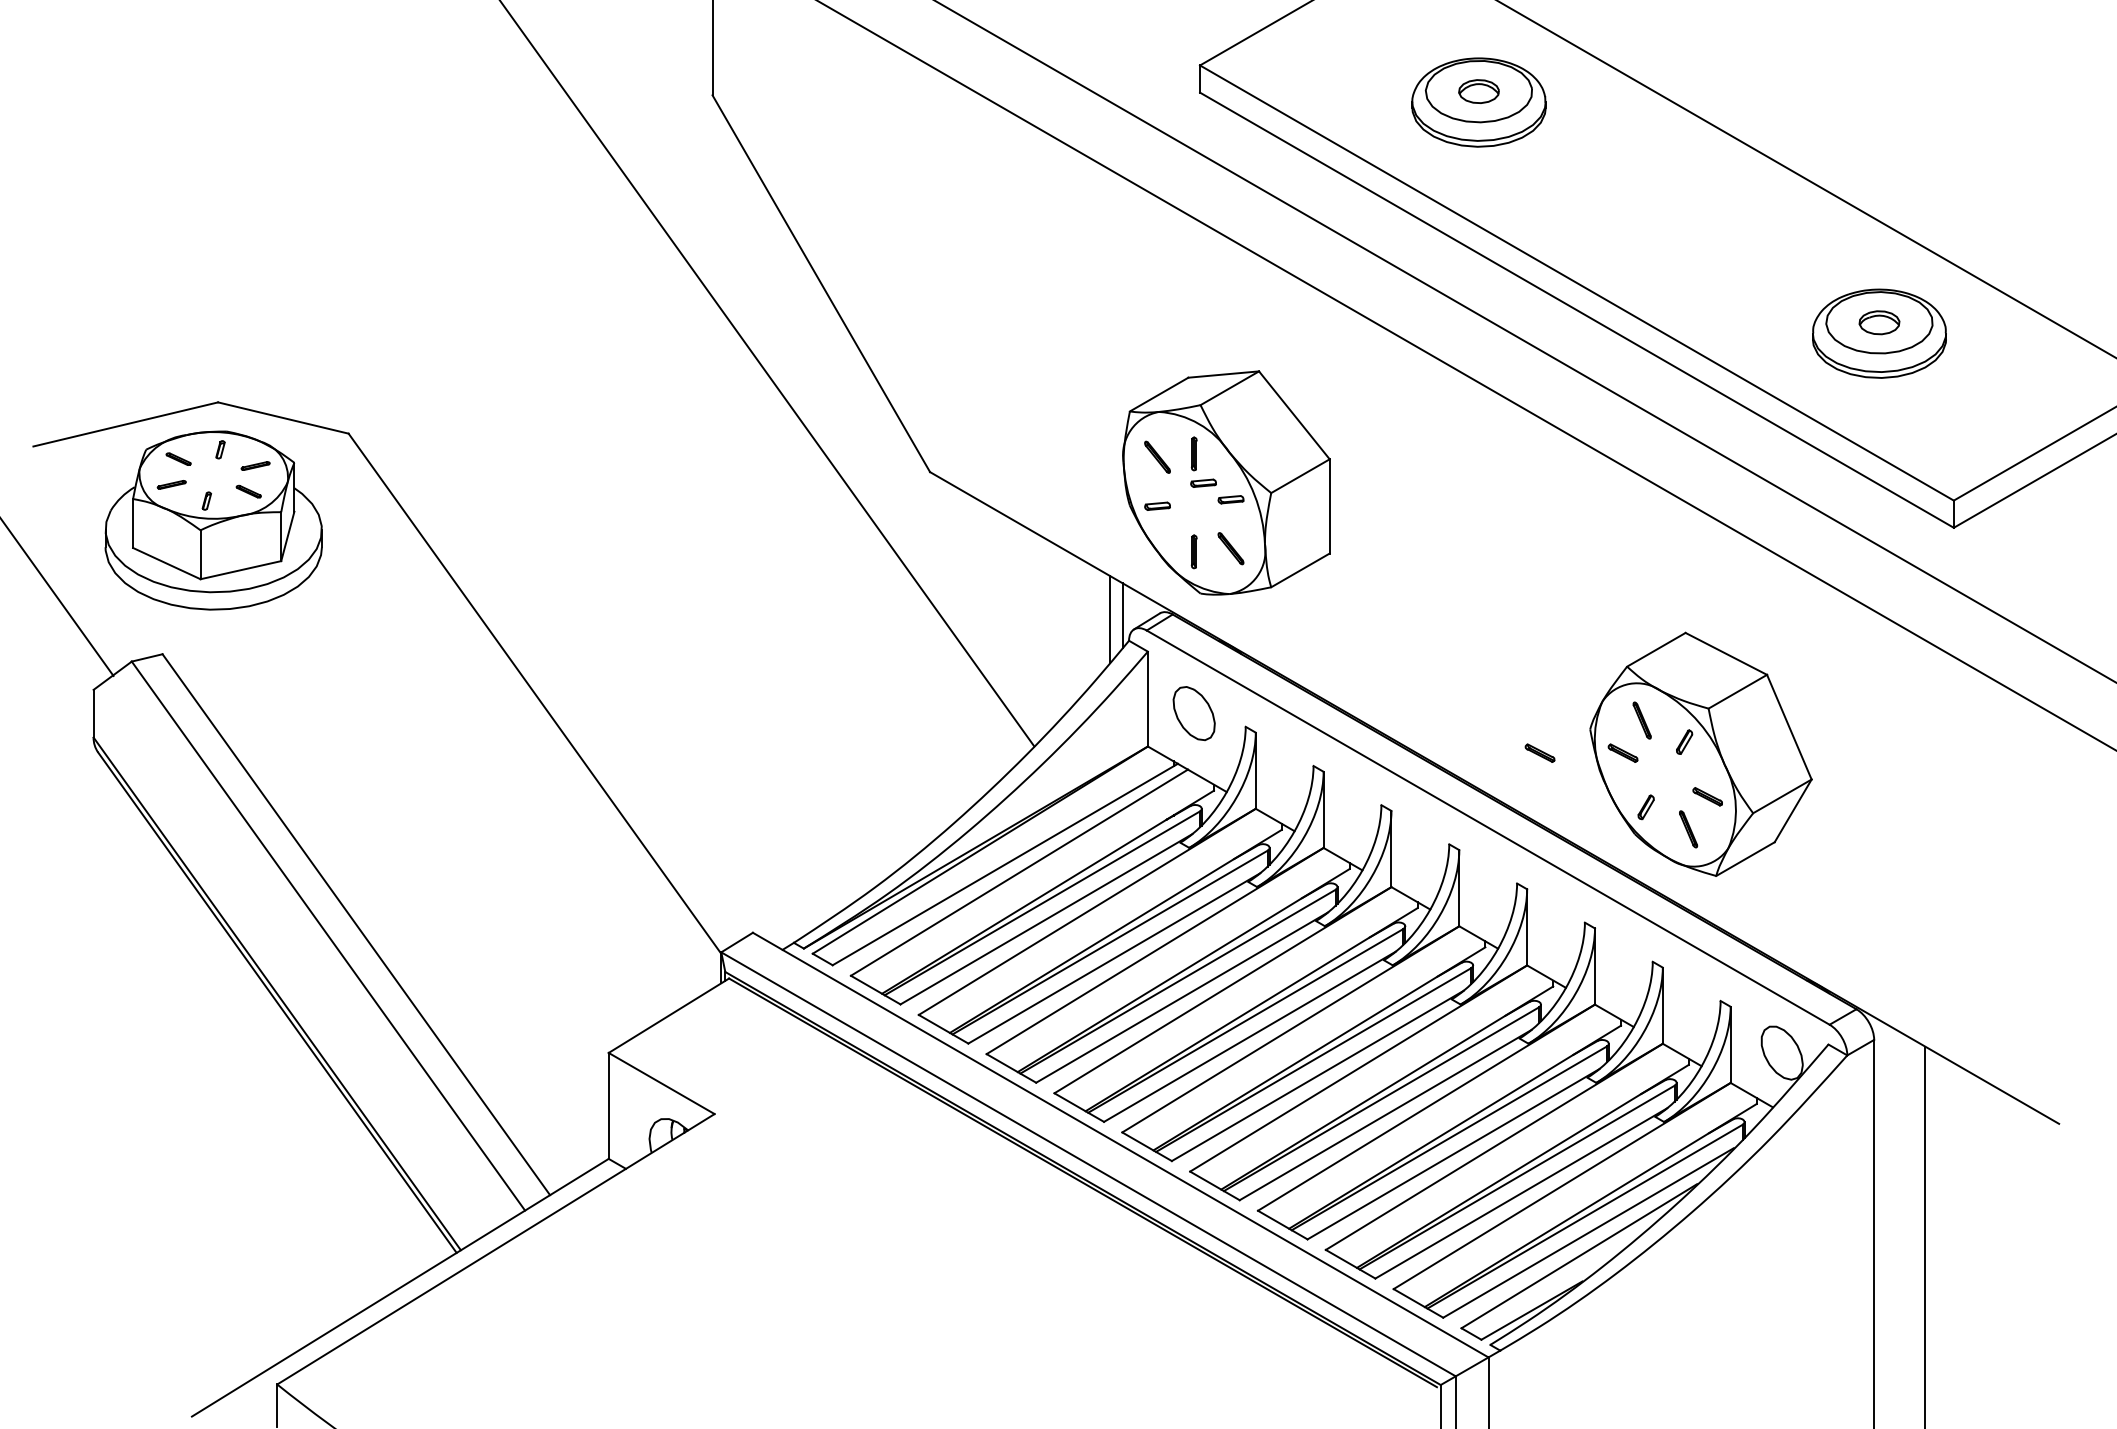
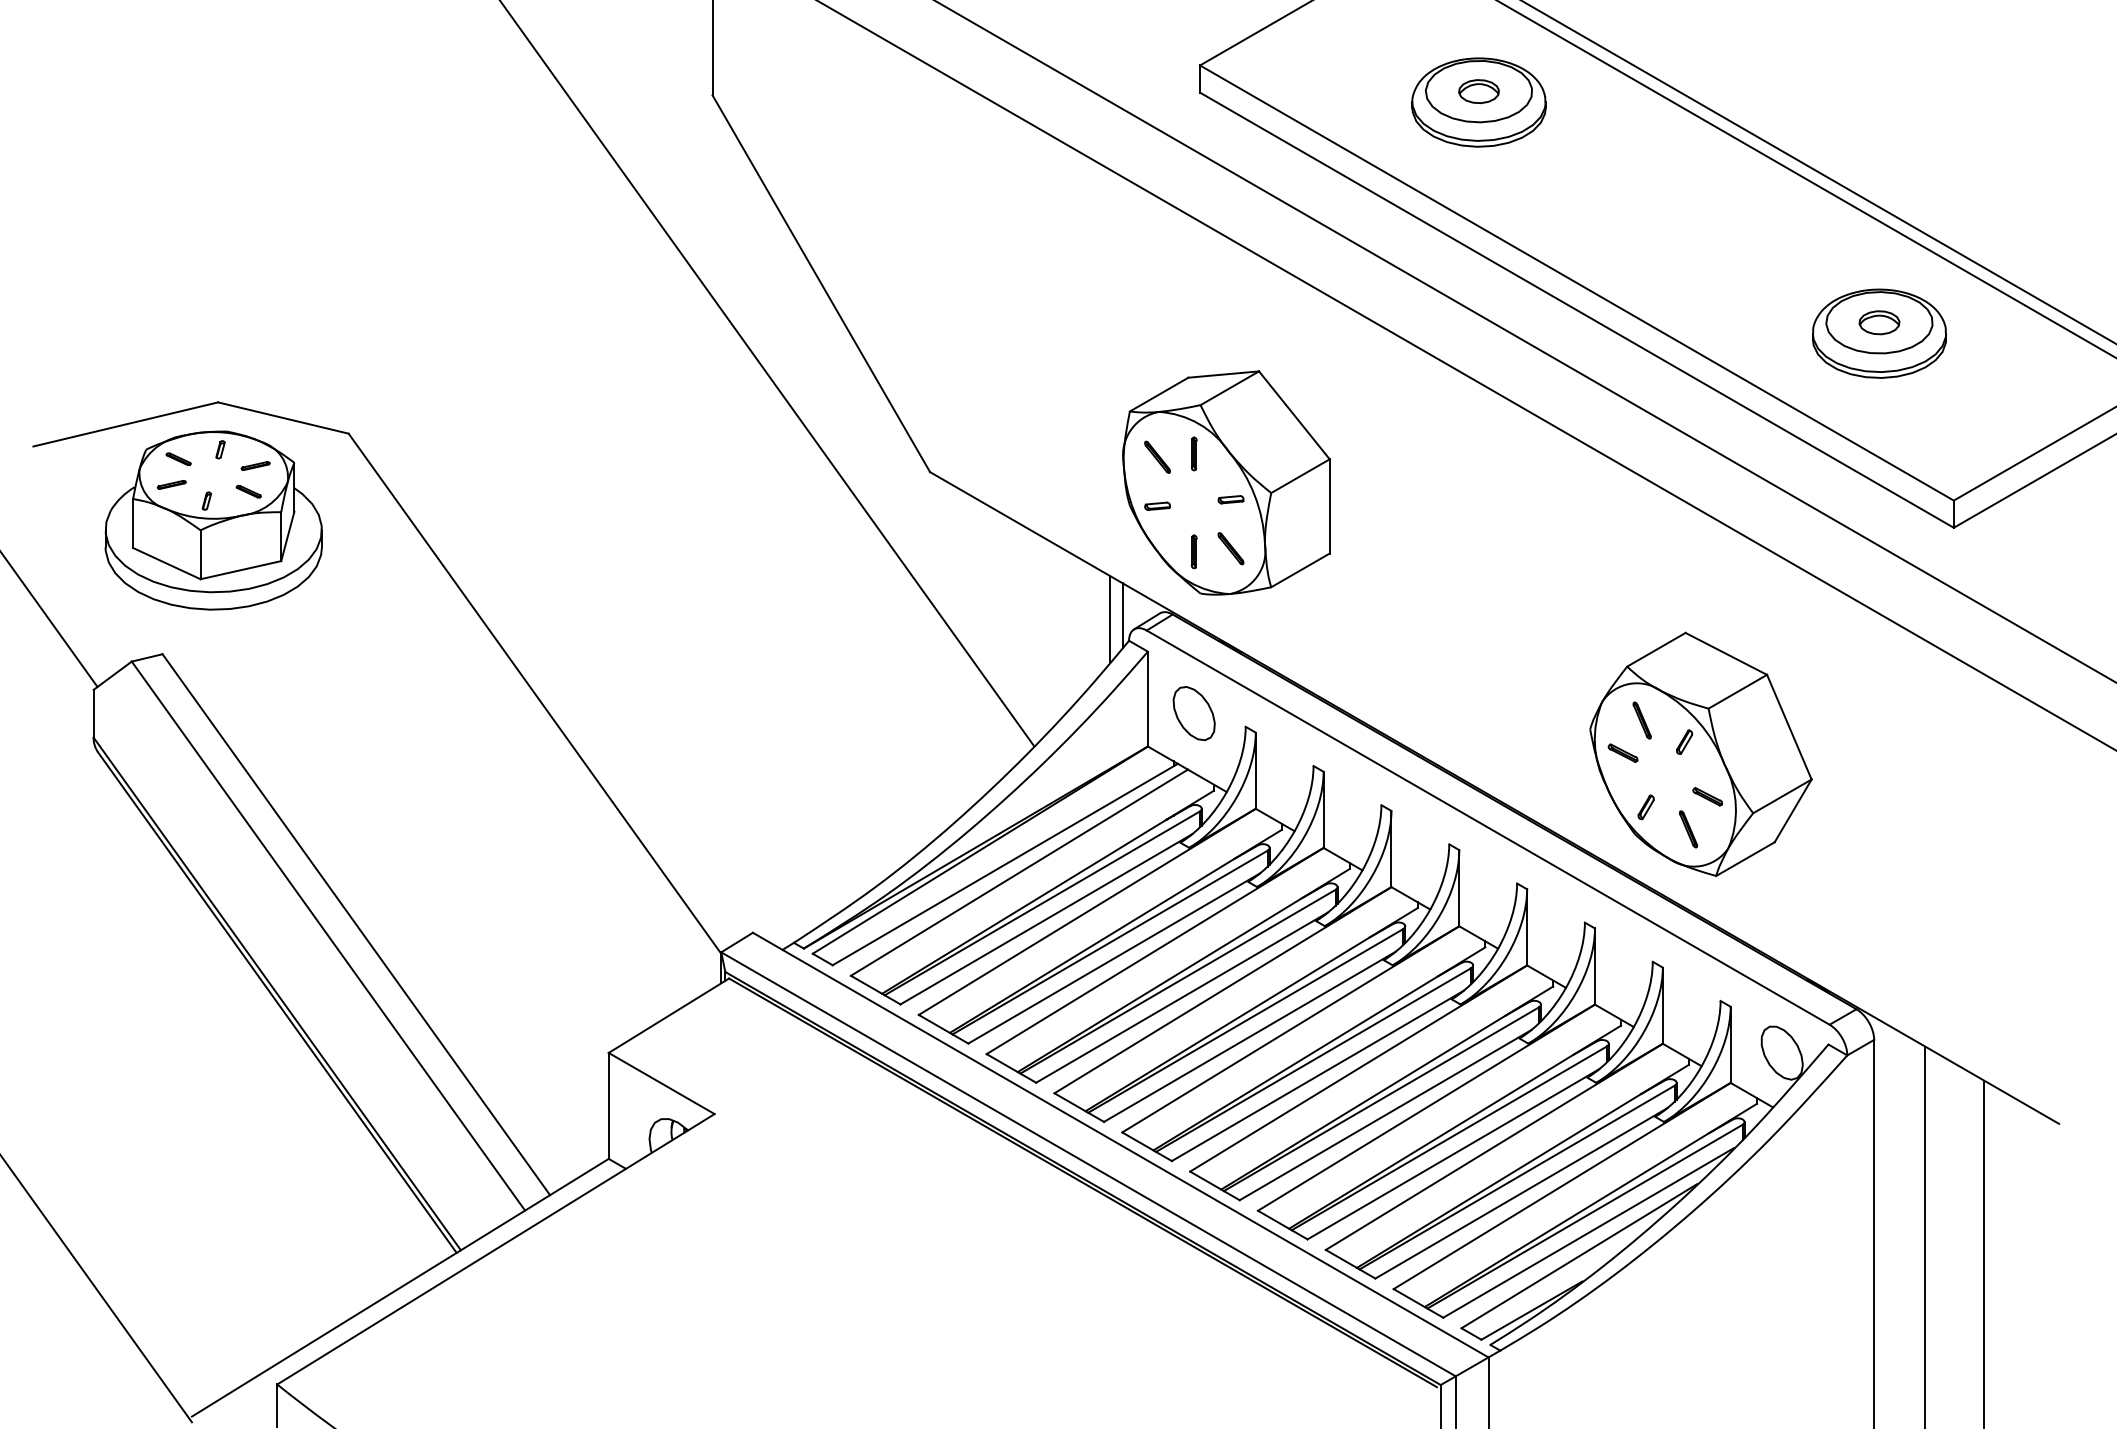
line: none -> present (1818, 172)
part: present -> none (1203, 482)
line position: (57, 597) -> (49, 620) (49, 620)
part: present -> none (1539, 752)
line: none -> present (1984, 1252)
line: none -> present (96, 1289)
